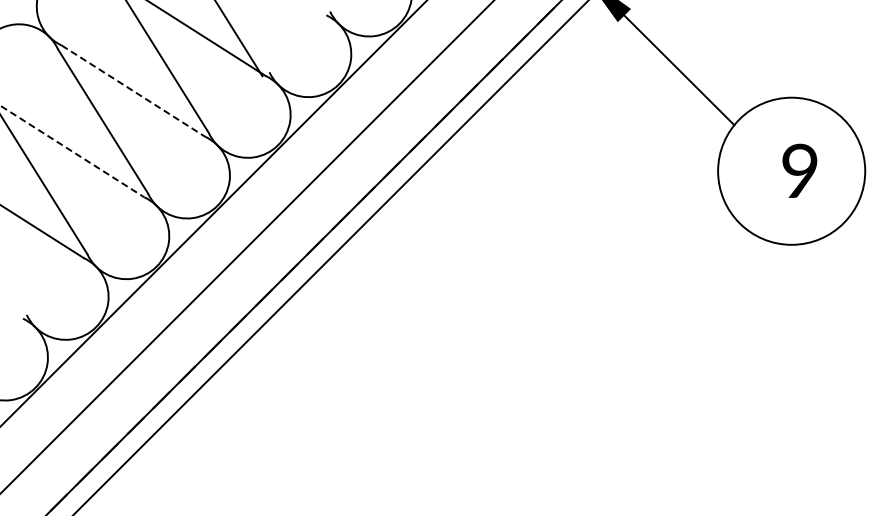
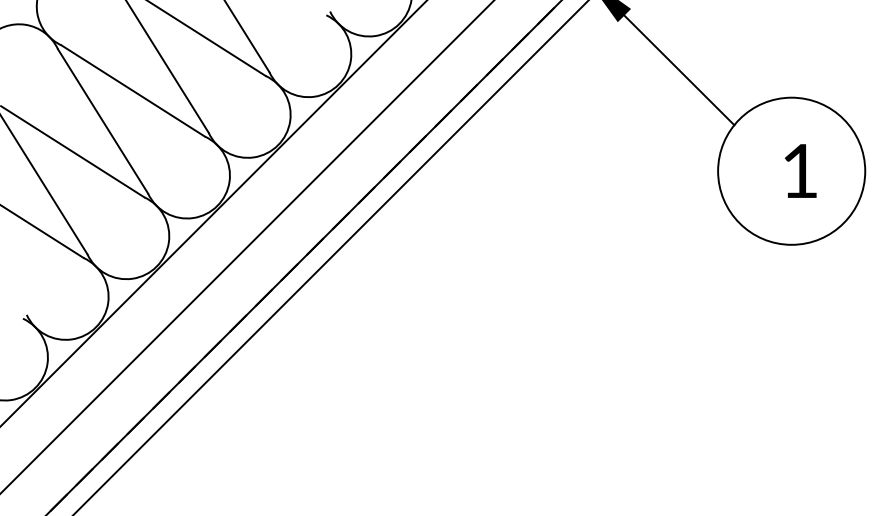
line position: (239, 39) -> (247, 37) (247, 37)
line: dashed -> solid (133, 91)
line: dashed -> solid (72, 151)
text: 9 -> 1 (799, 170)
